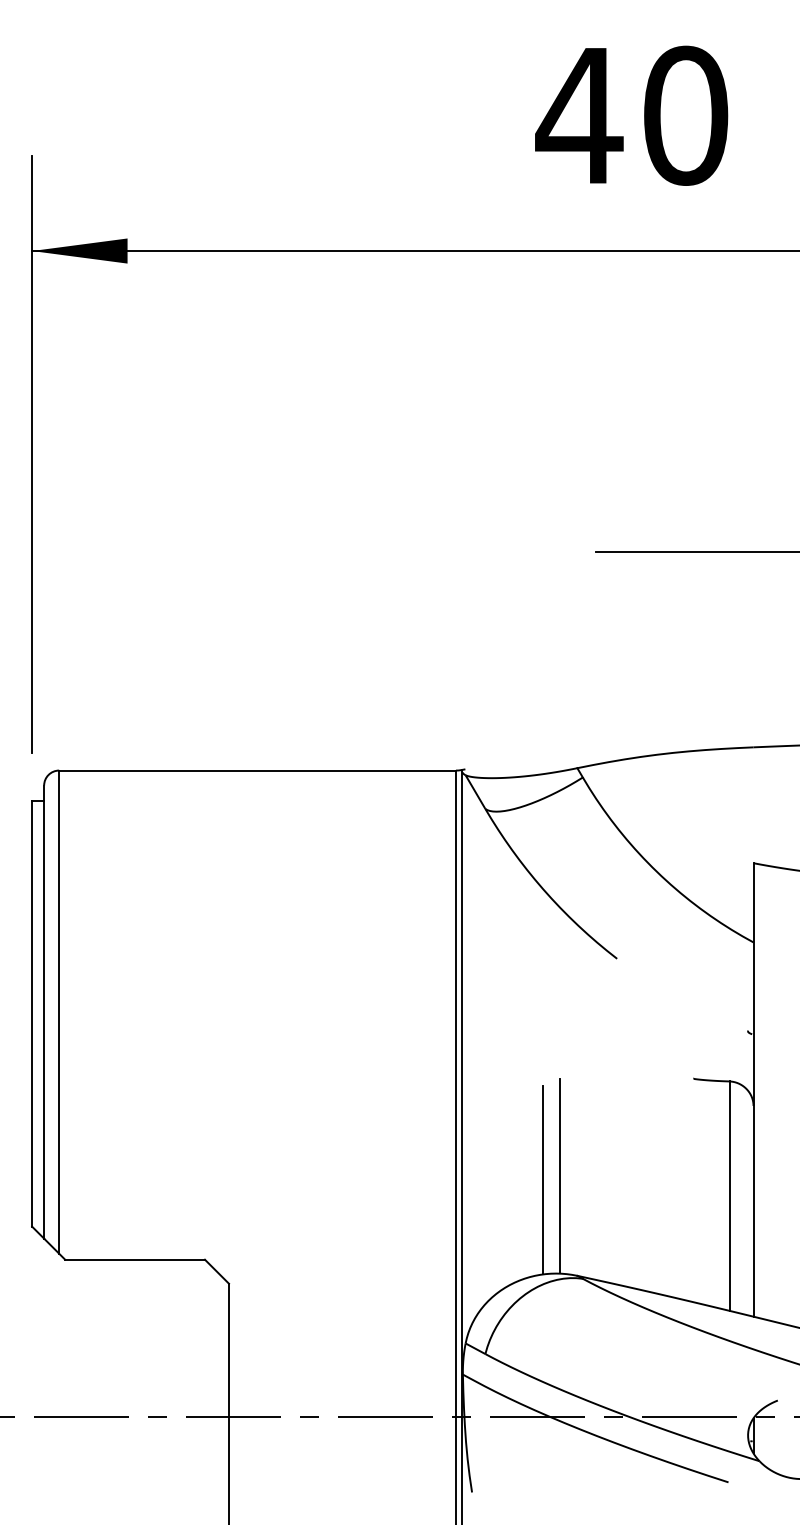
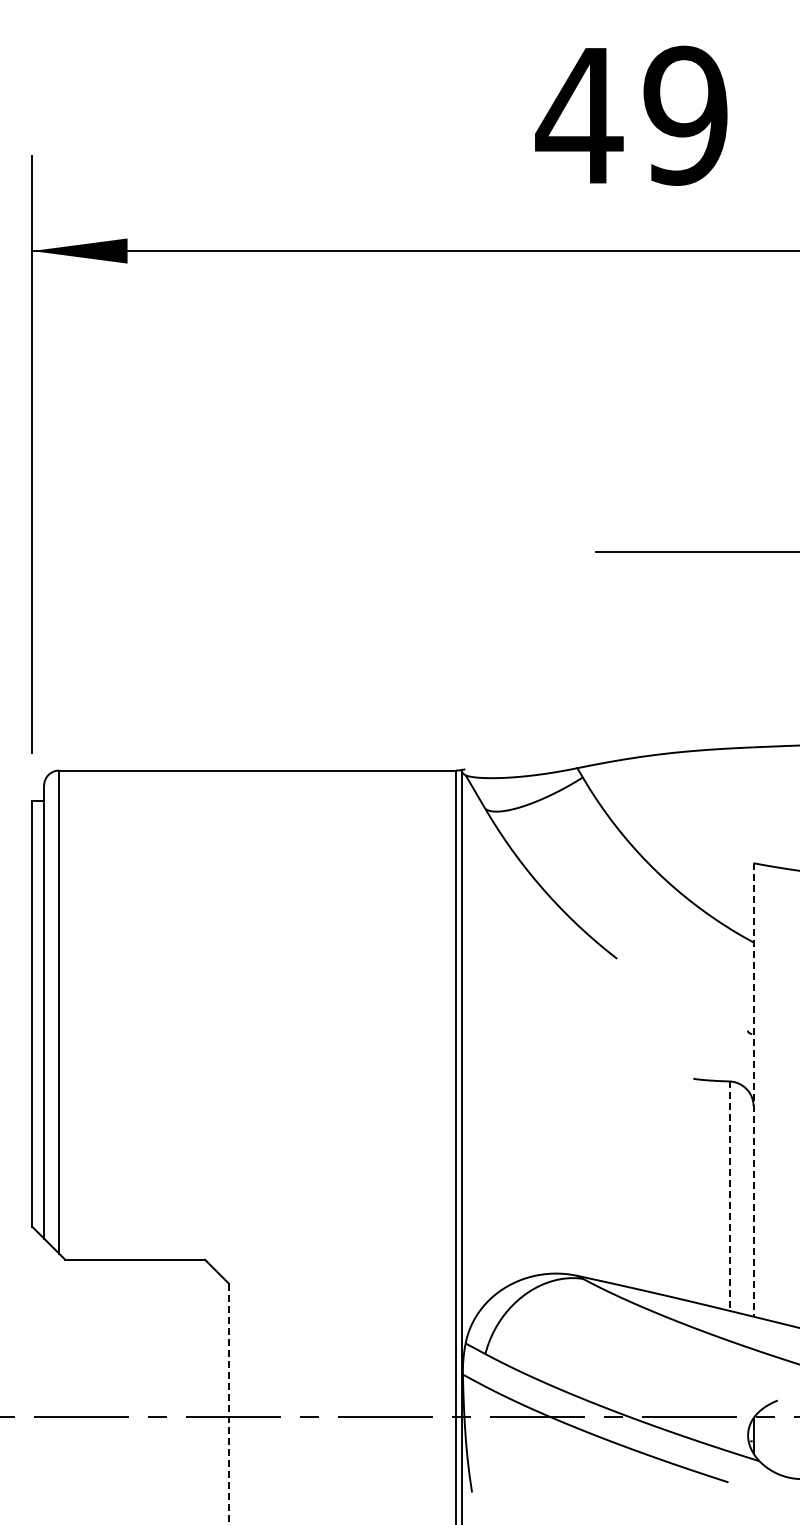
text: 40 -> 49 (685, 115)
line: solid -> dashed (753, 1089)
line: present -> none (560, 1175)
line: present -> none (543, 1180)
line: solid -> dashed (729, 1196)
line: solid -> dashed (229, 1404)
